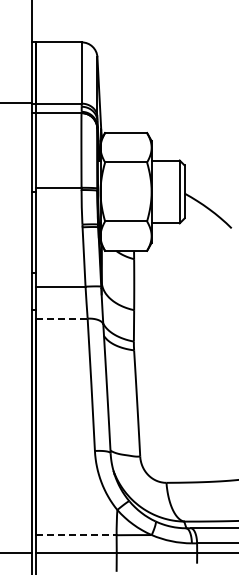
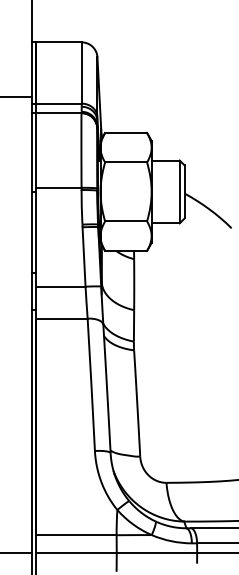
line position: (17, 103) -> (17, 97) (17, 97)
line: dashed -> solid (61, 318)
line: dashed -> solid (76, 535)
